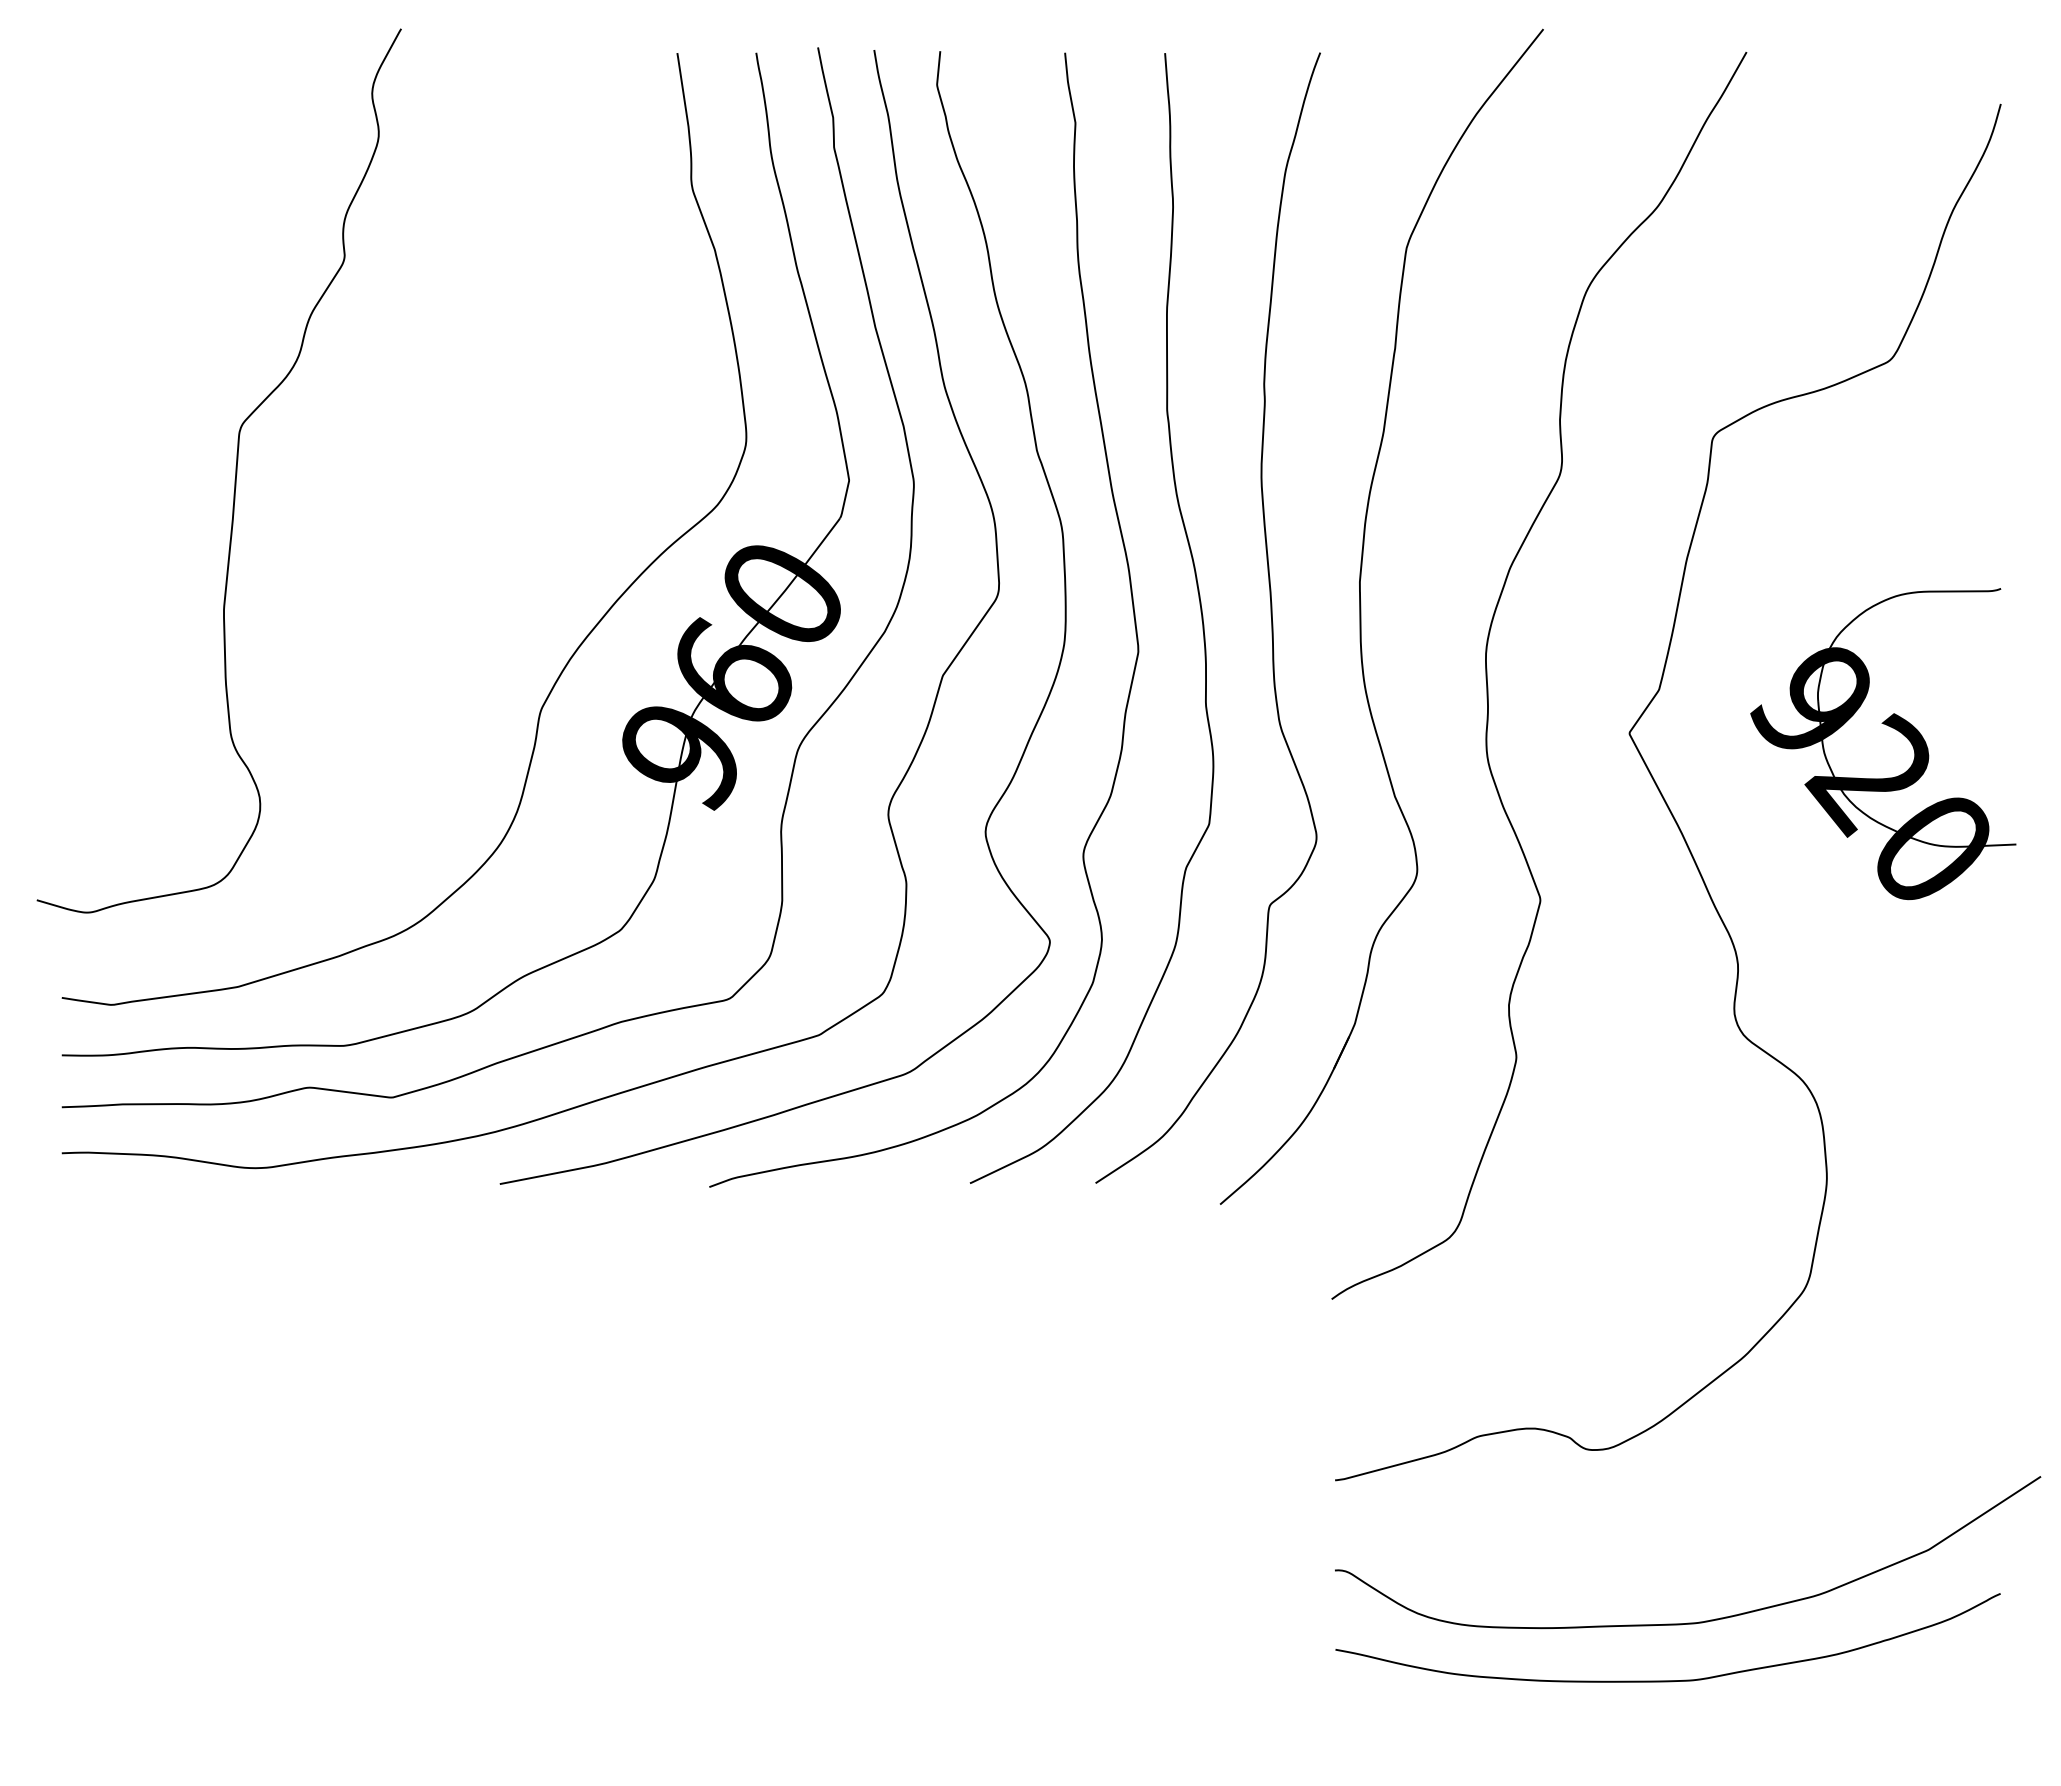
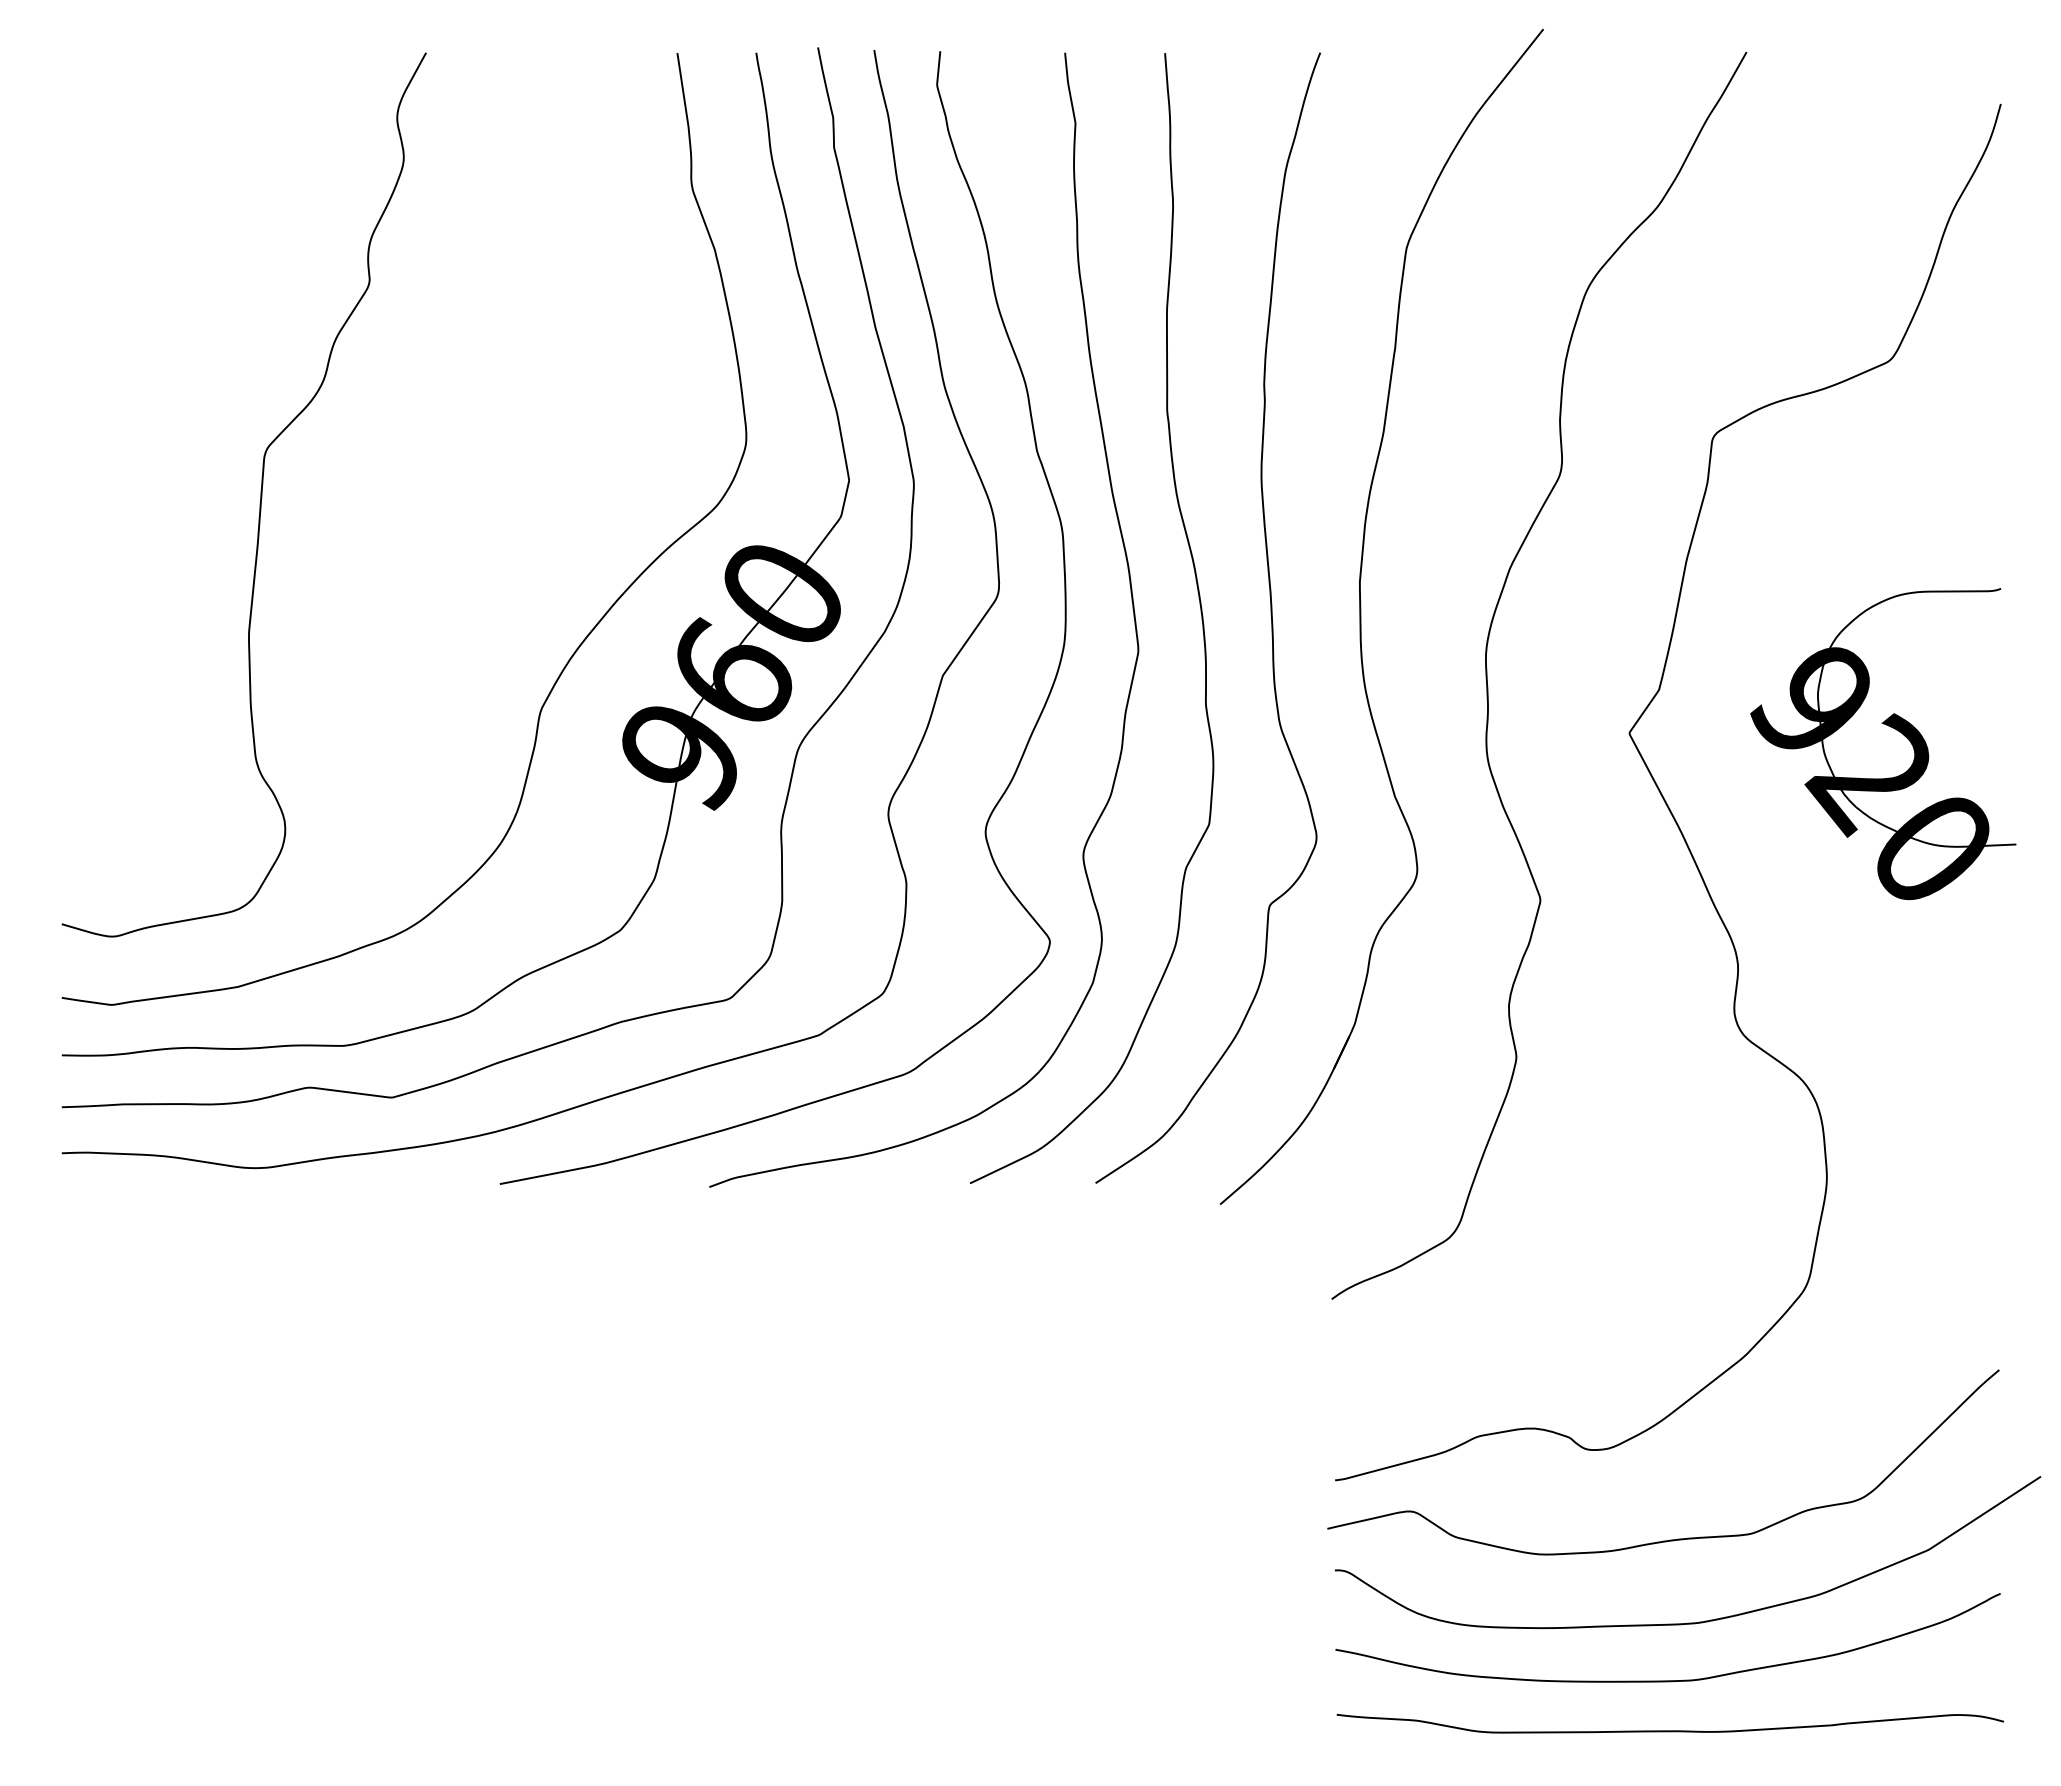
curve position: (235, 470) -> (260, 494) (260, 494)
curve: none -> present (1669, 1539)
curve: none -> present (1669, 1730)
